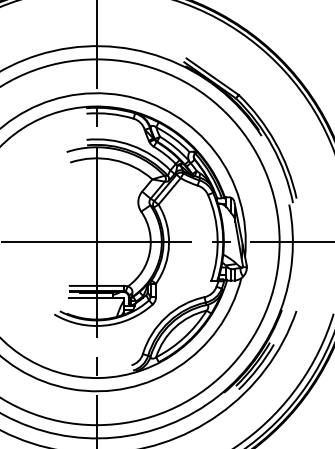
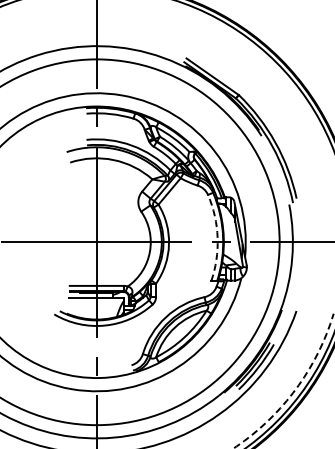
arc: solid -> dashed (217, 237)
arc: solid -> dashed (295, 389)
